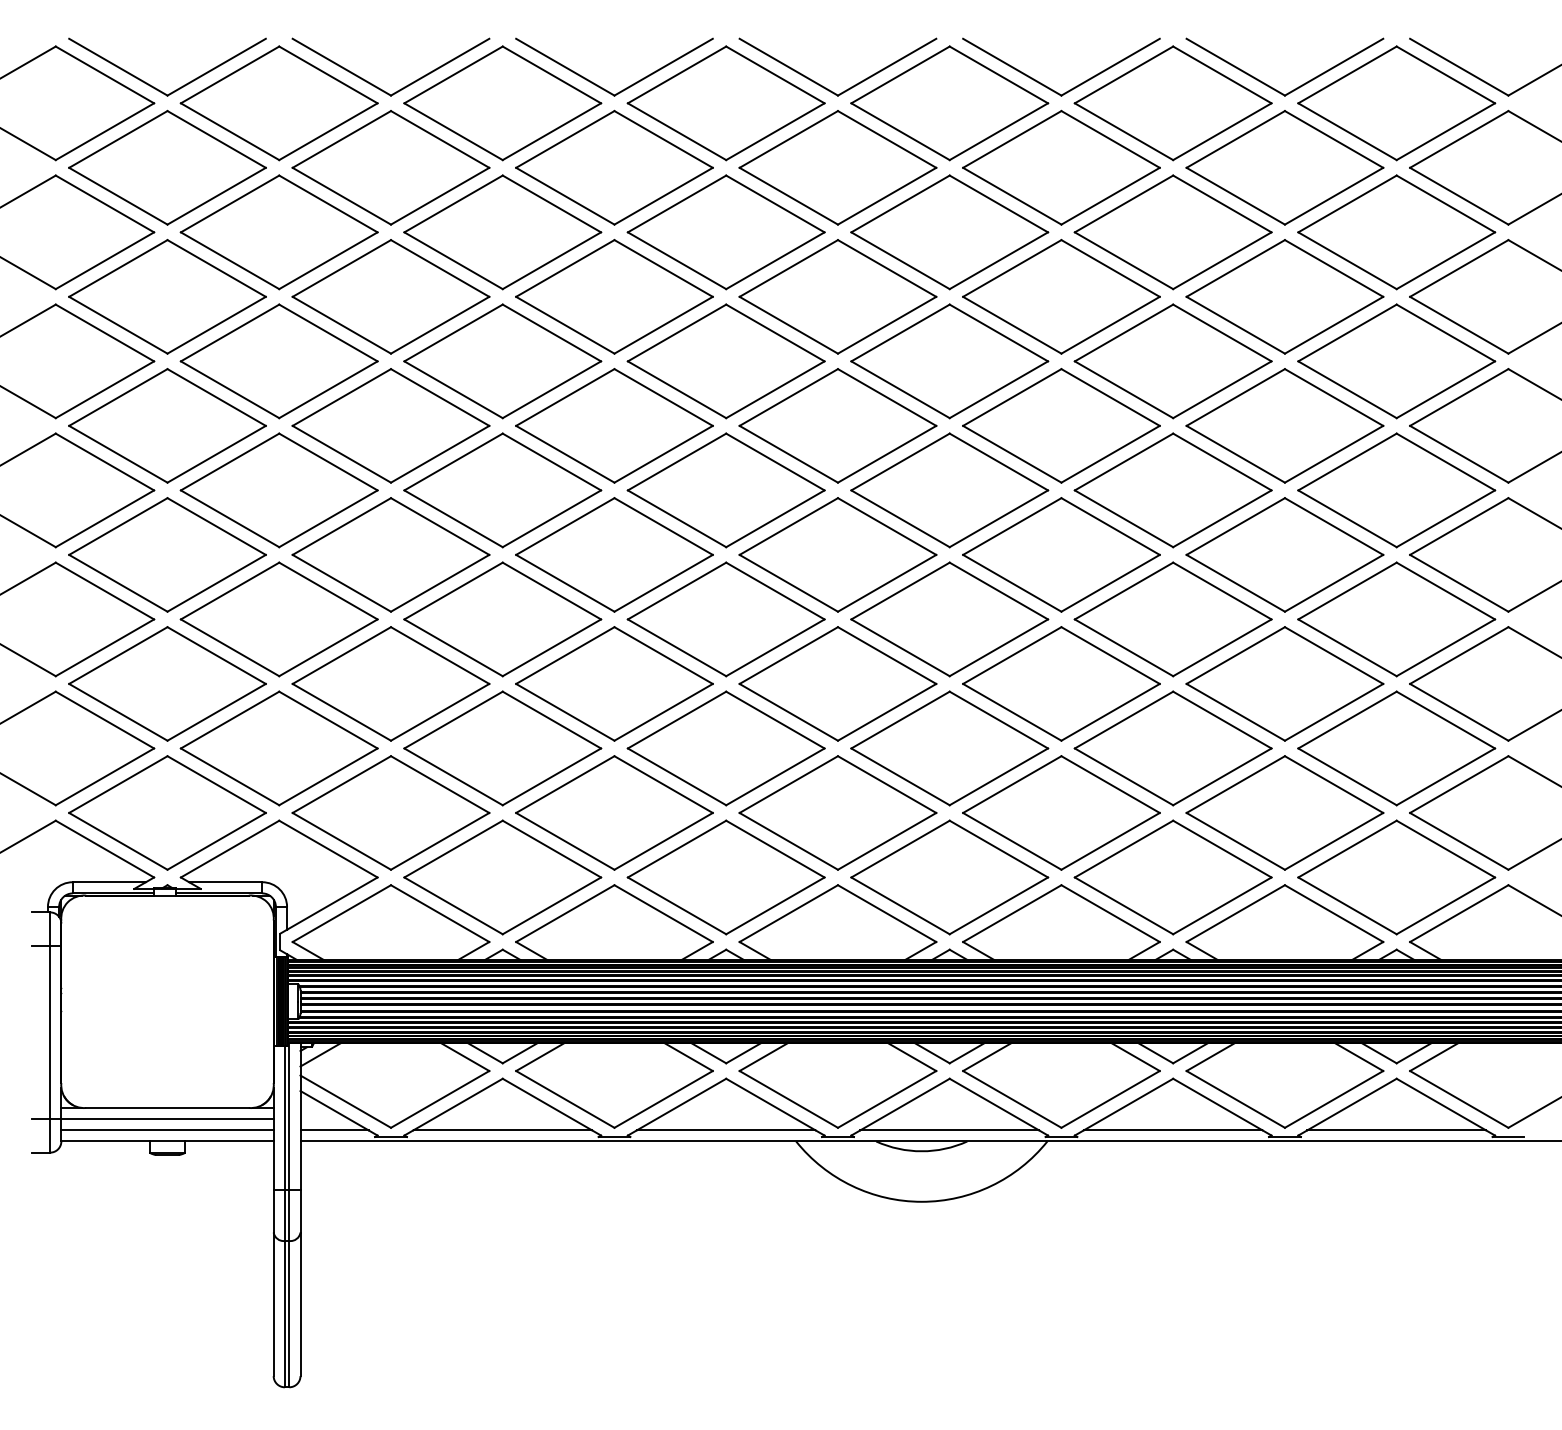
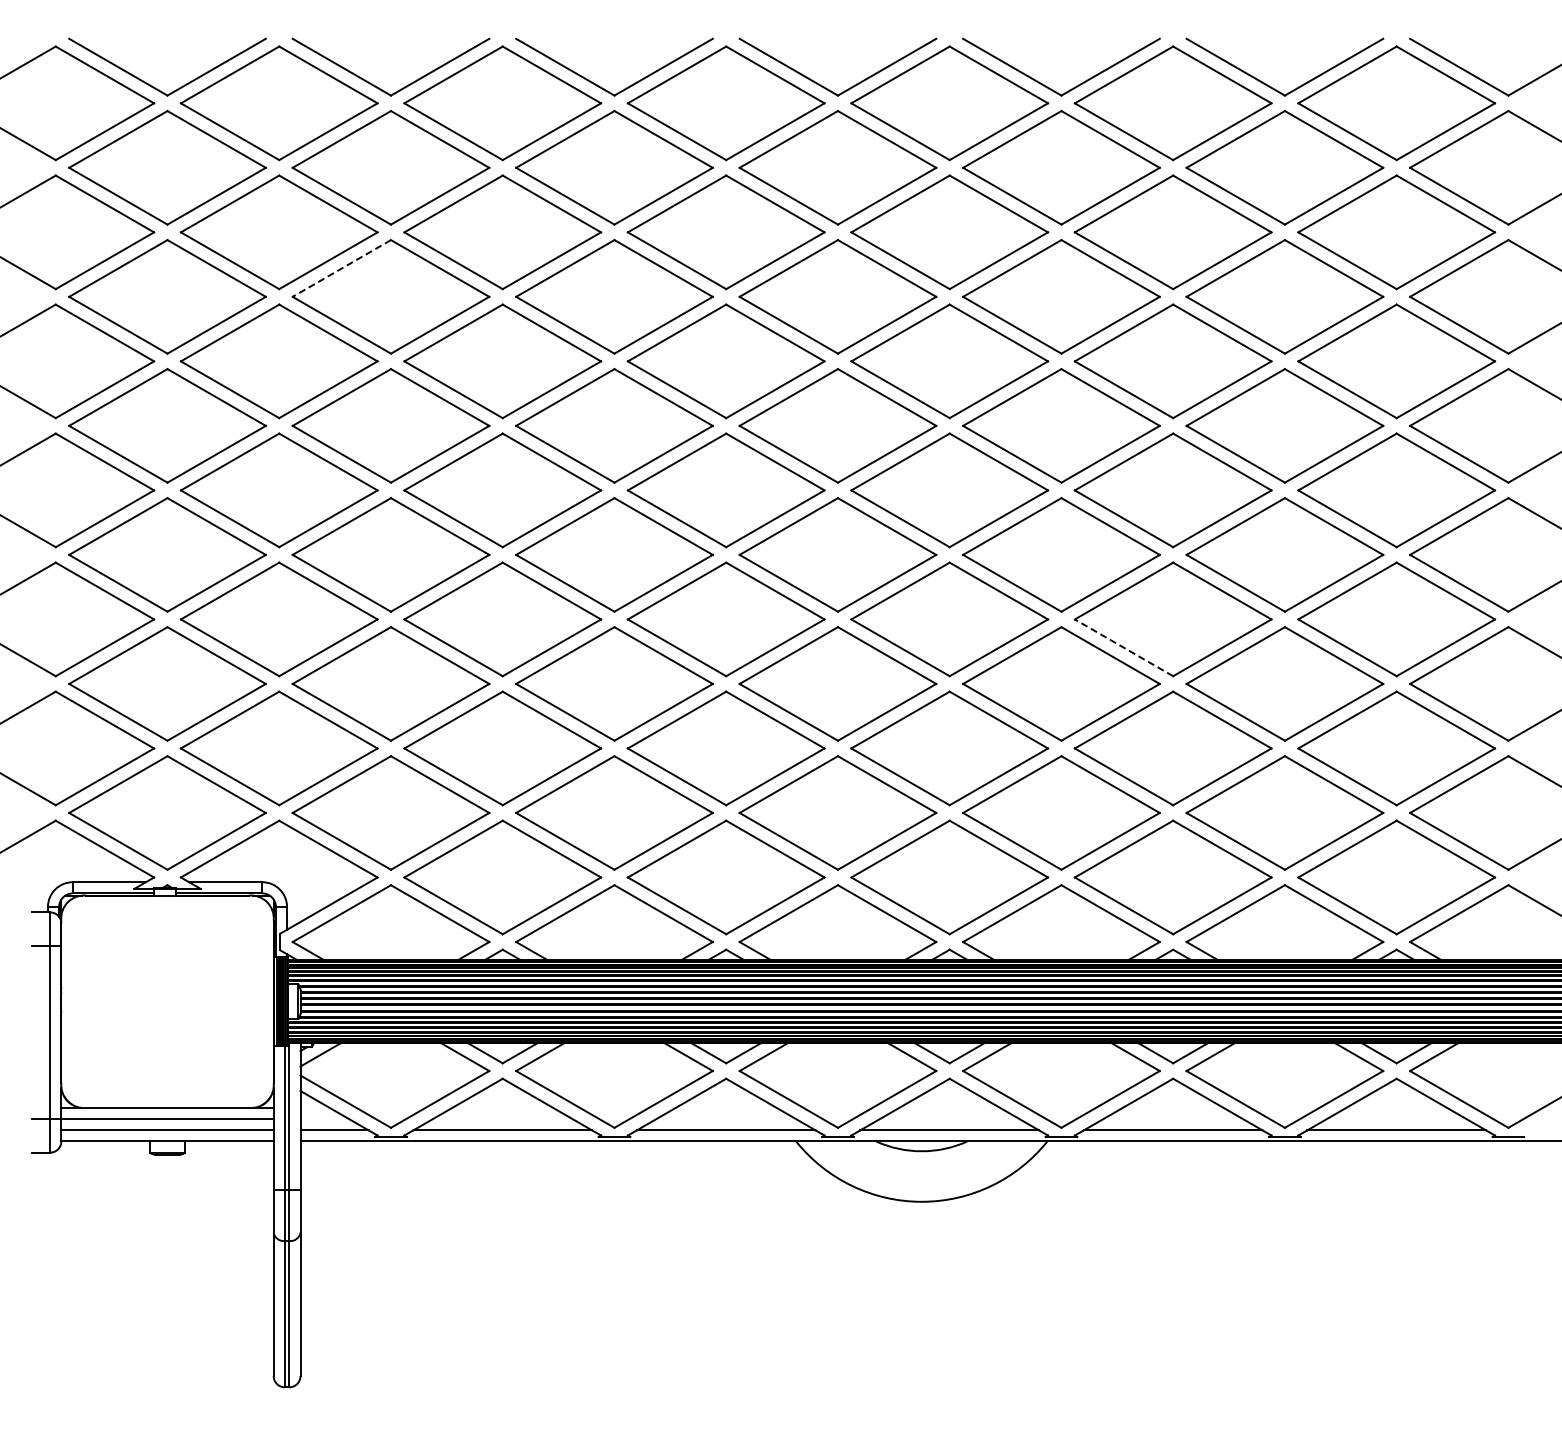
line: solid -> dashed (341, 268)
line: solid -> dashed (1124, 647)
